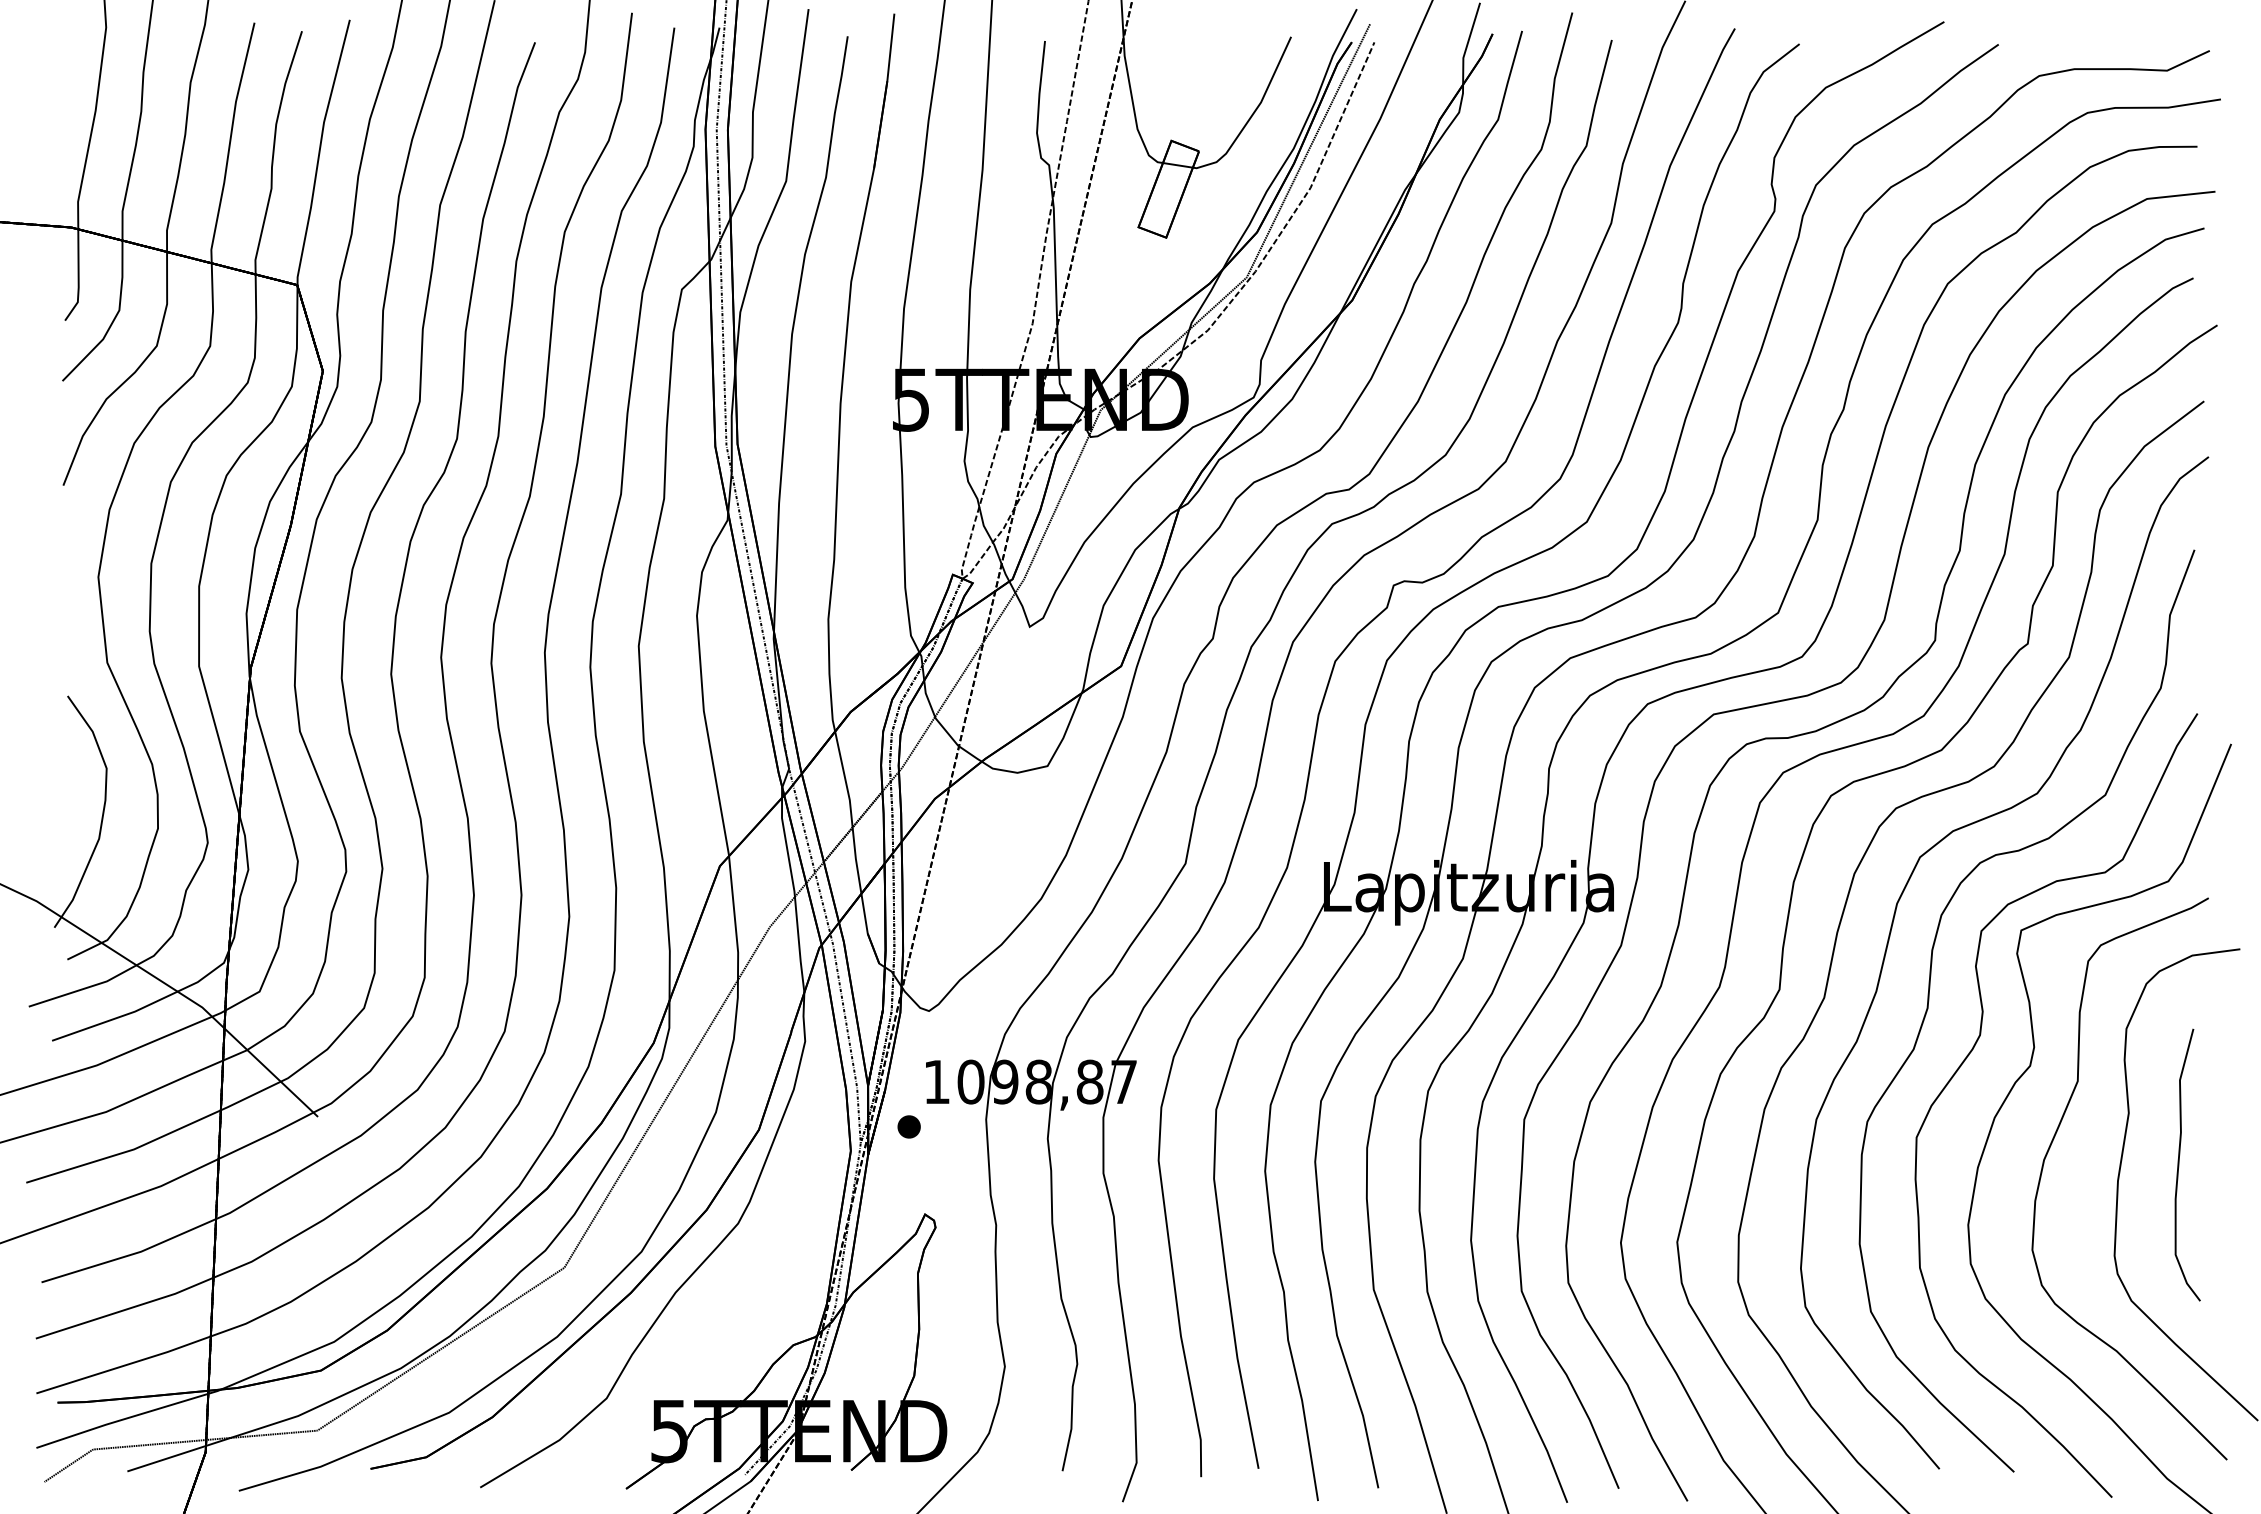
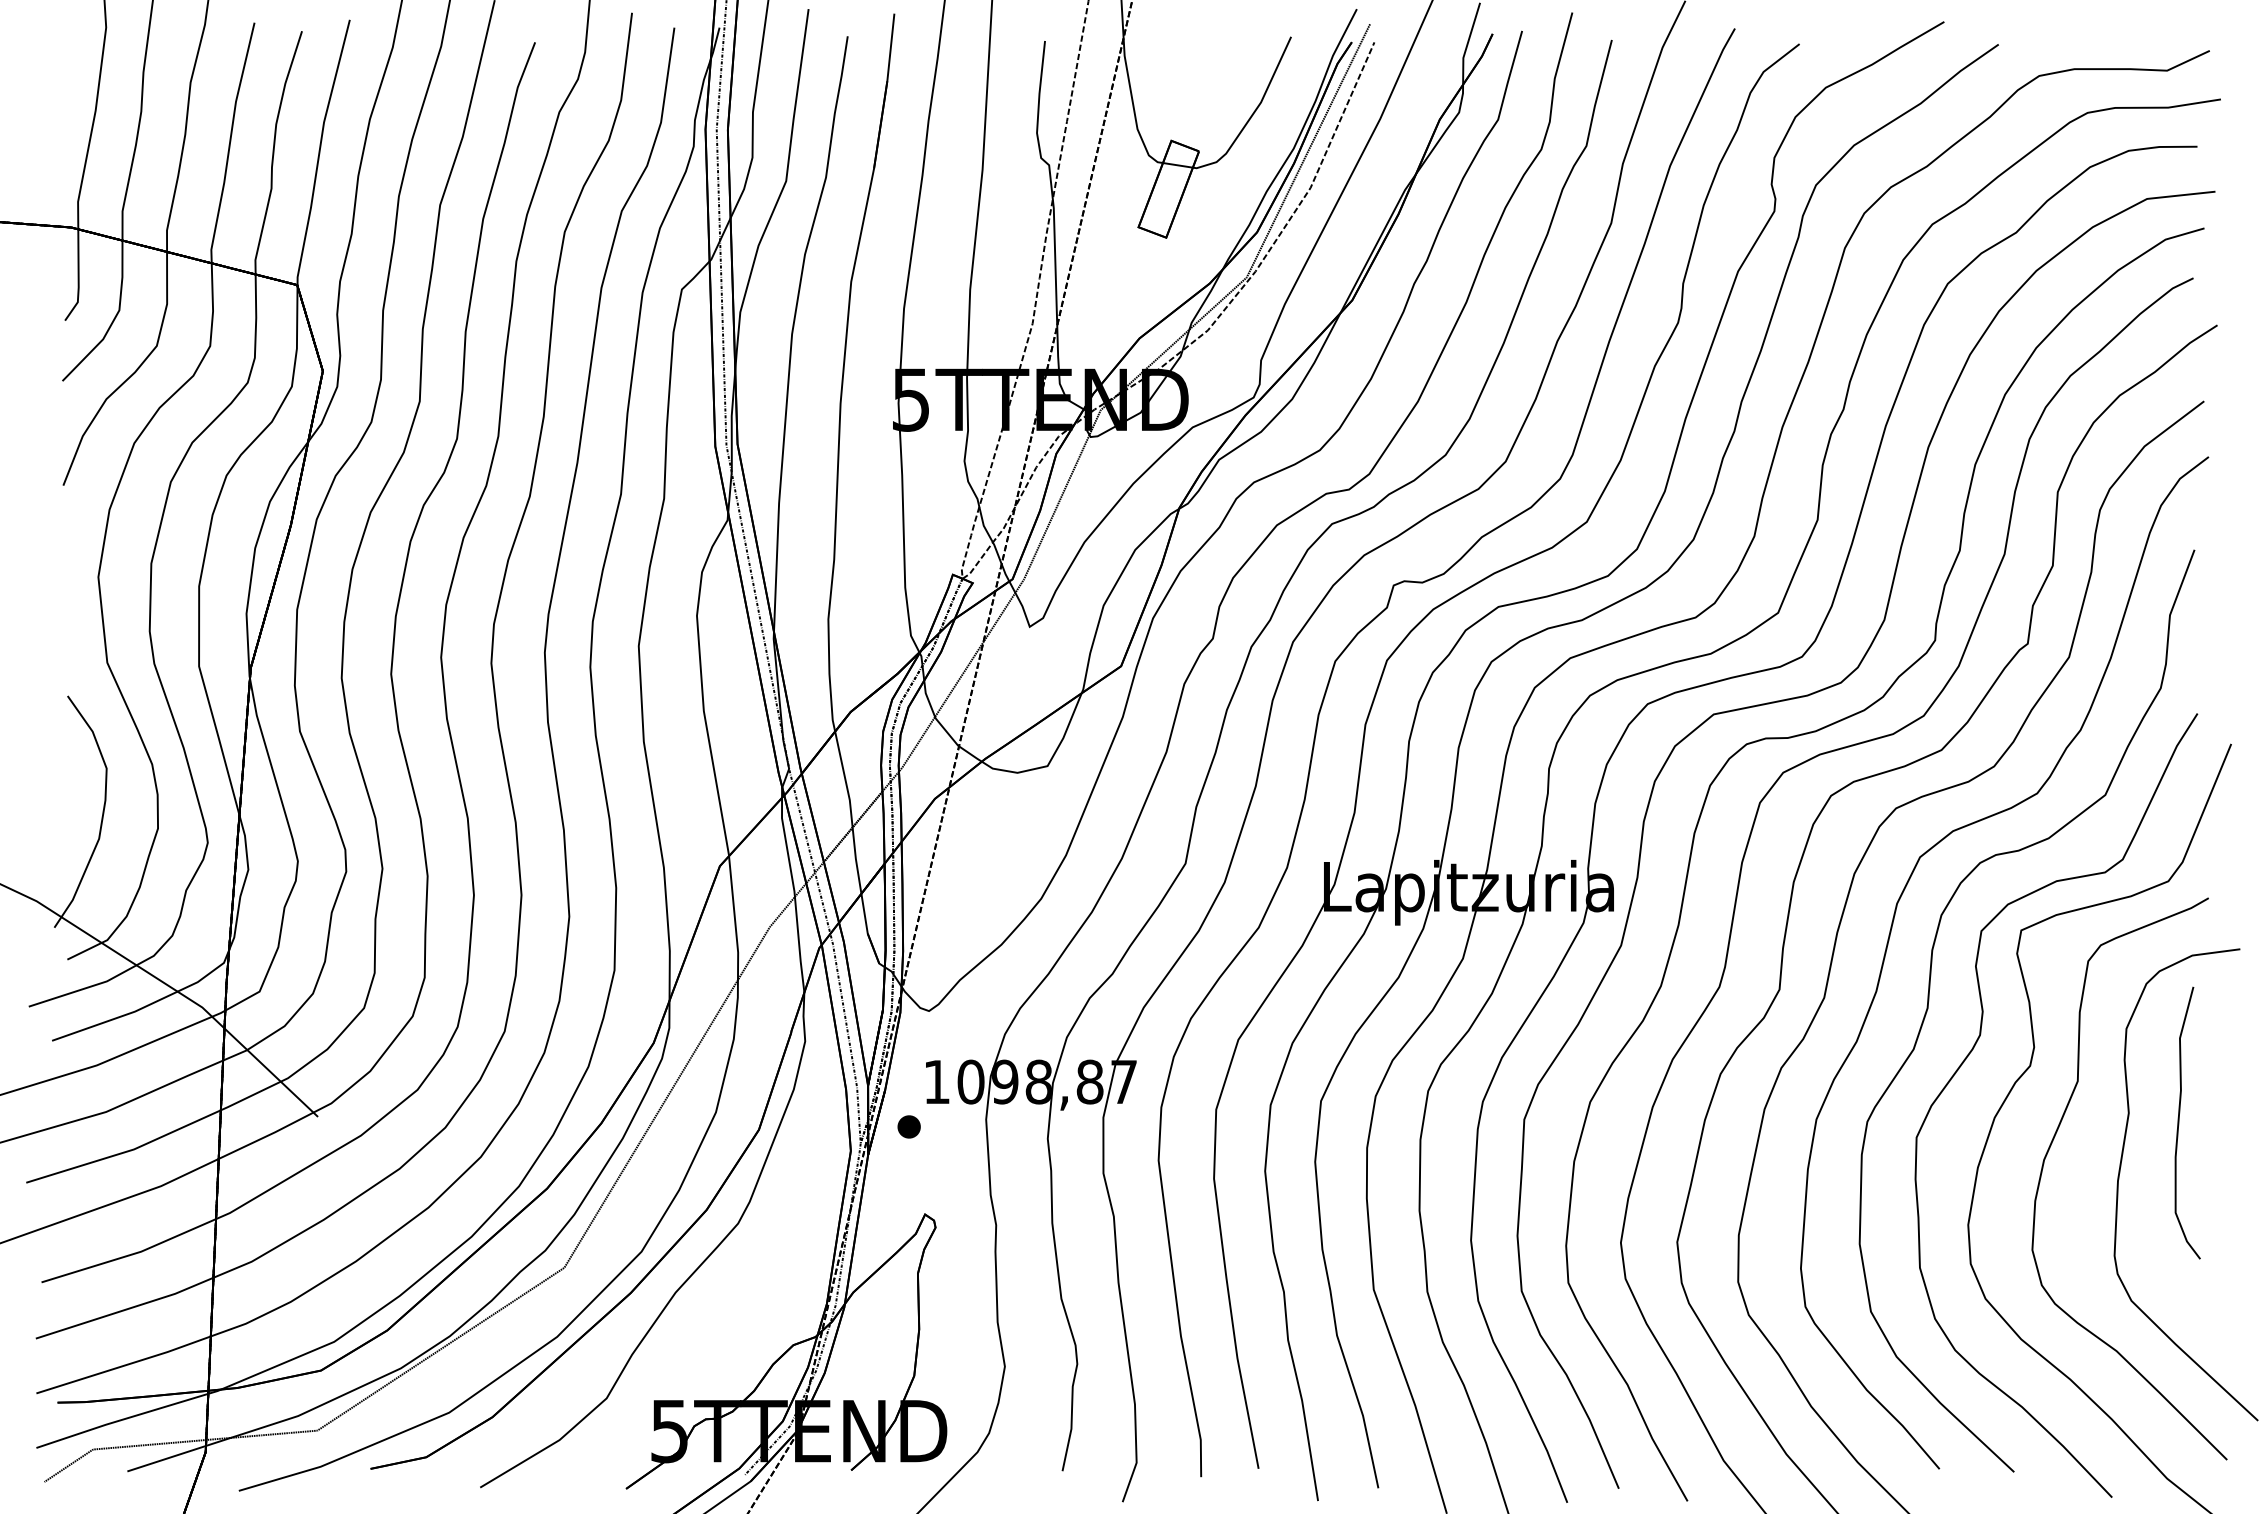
part position: (2179, 1164) -> (2179, 1122) (2179, 1122)
